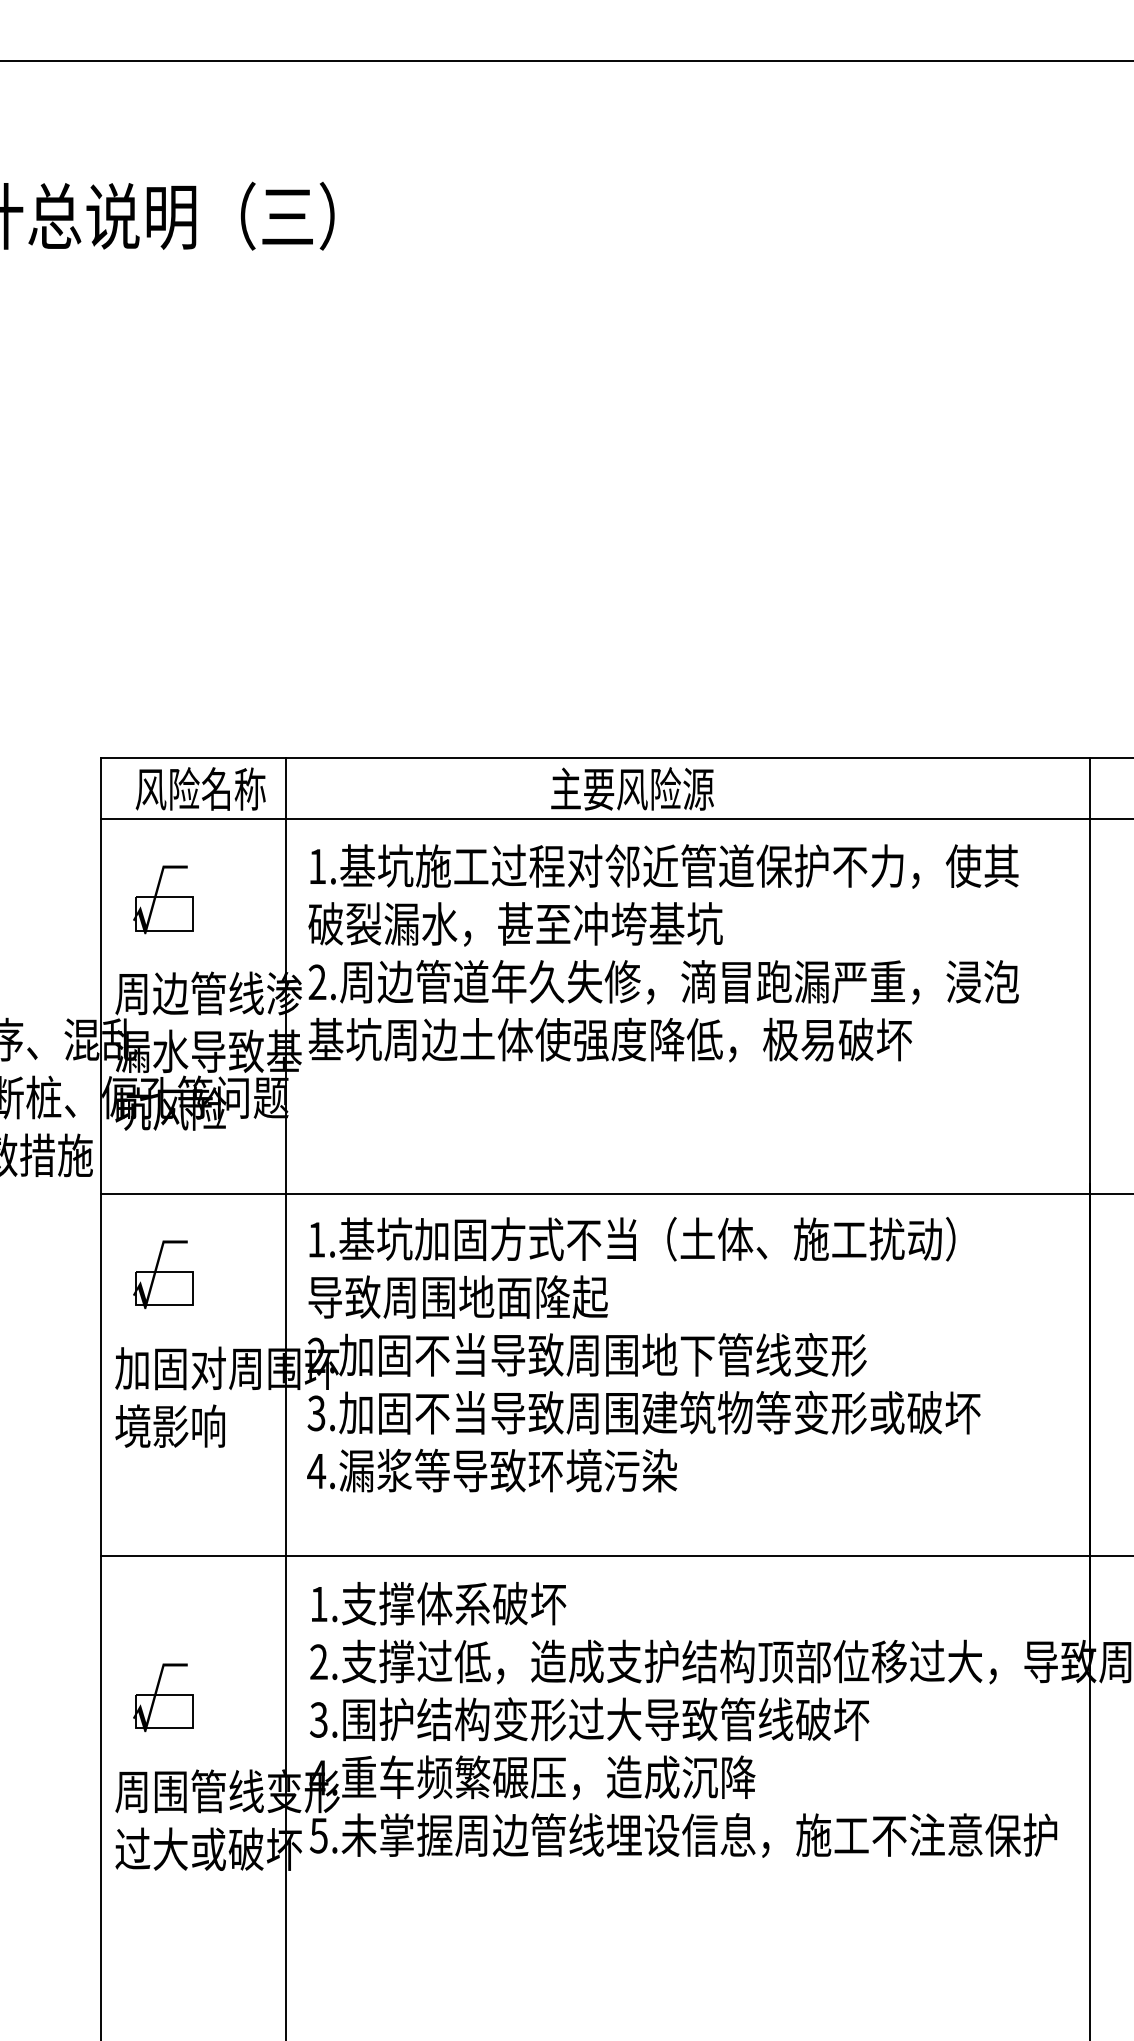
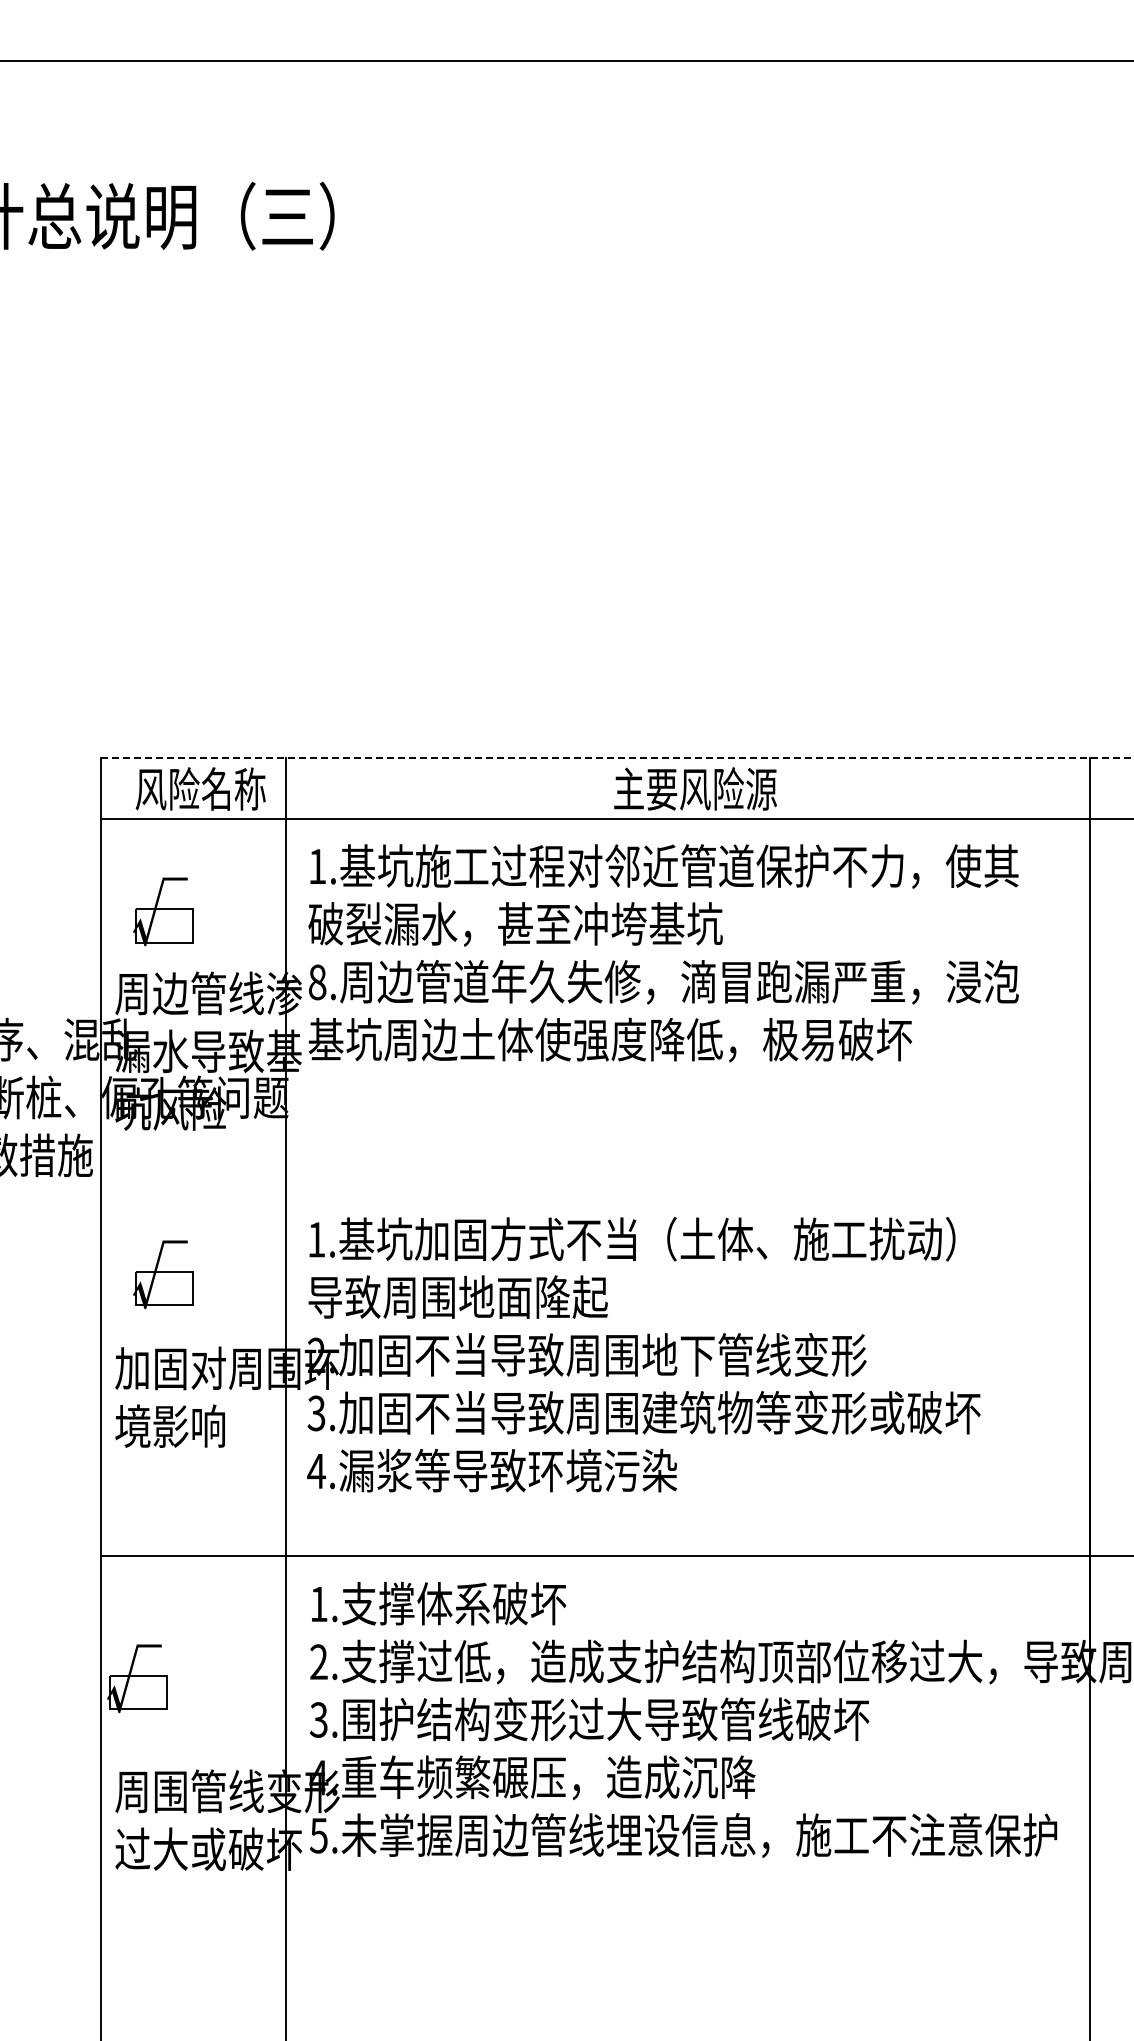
line: solid -> dashed (617, 758)
text position: (632, 788) -> (695, 788) (695, 788)
part position: (163, 899) -> (163, 911) (163, 911)
text: 2. -> 8. (317, 982)
line: present -> none (615, 1194)
part position: (163, 1697) -> (137, 1678) (137, 1678)
